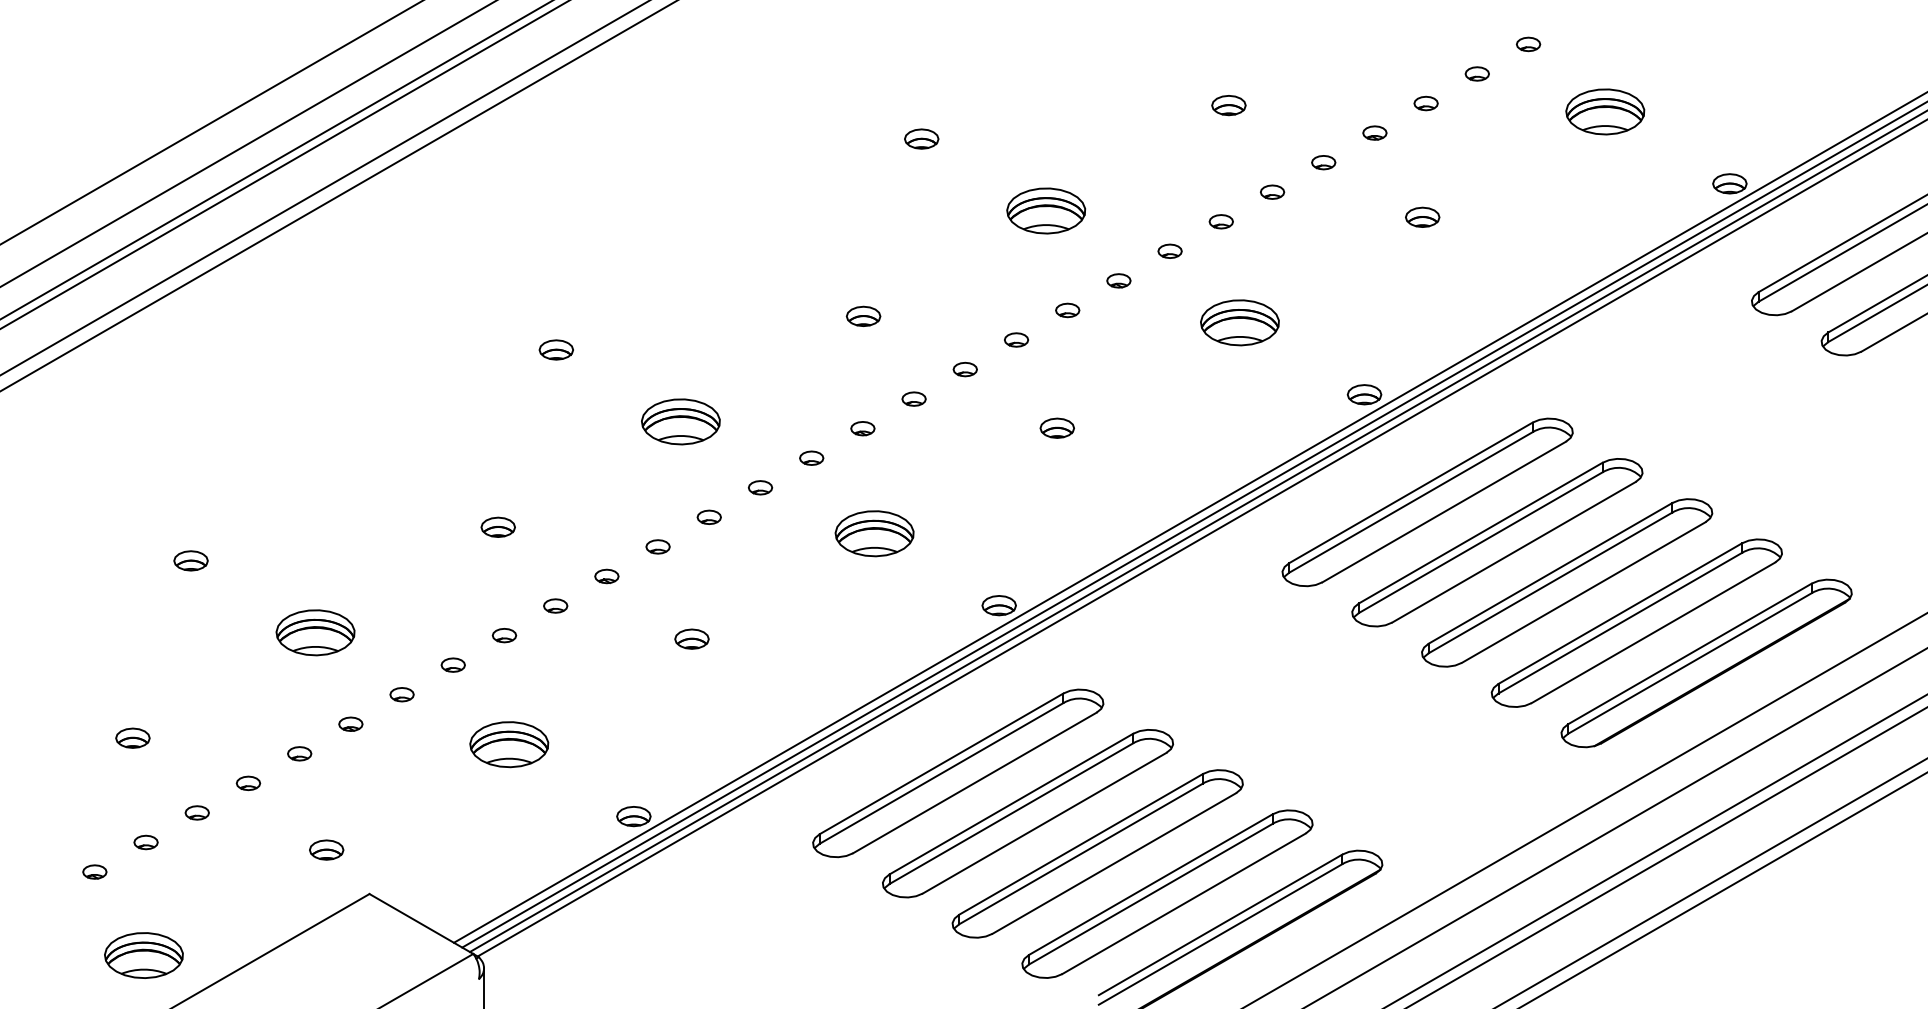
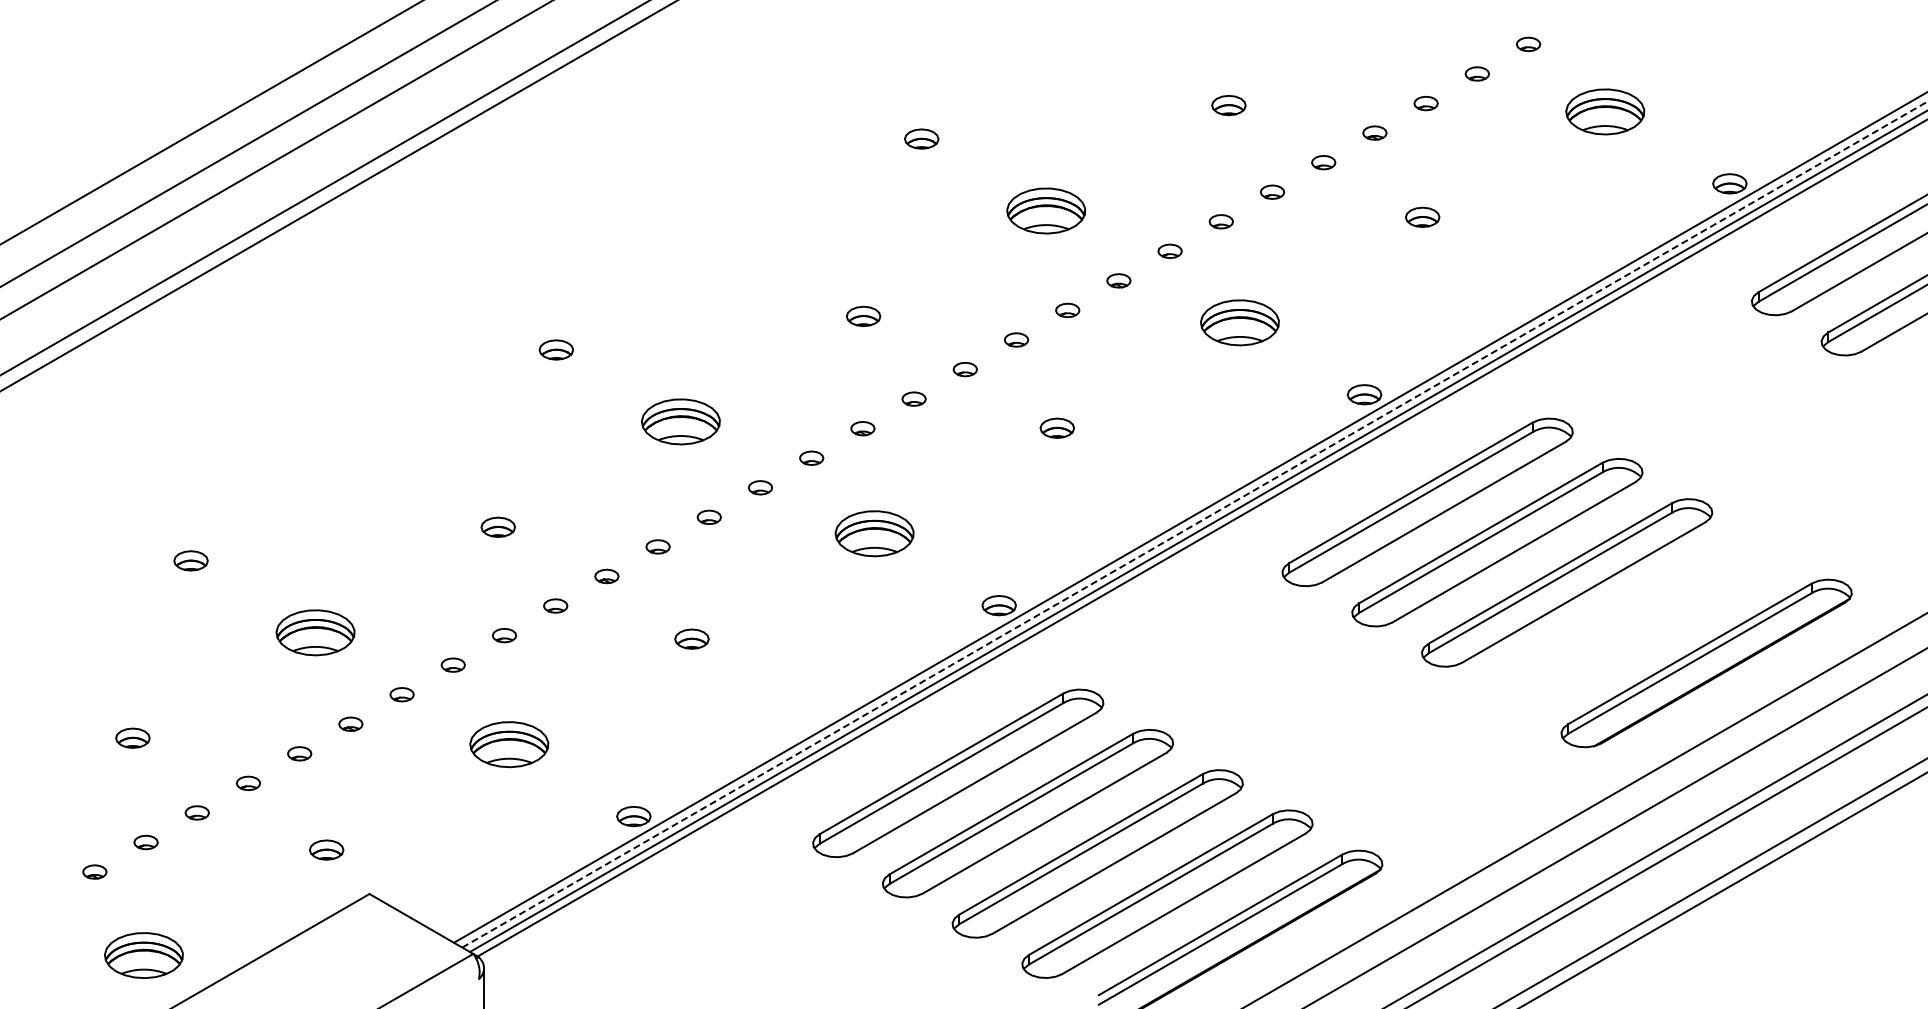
line: present -> none (284, 164)
line: solid -> dashed (1194, 524)
part: present -> none (1636, 622)
